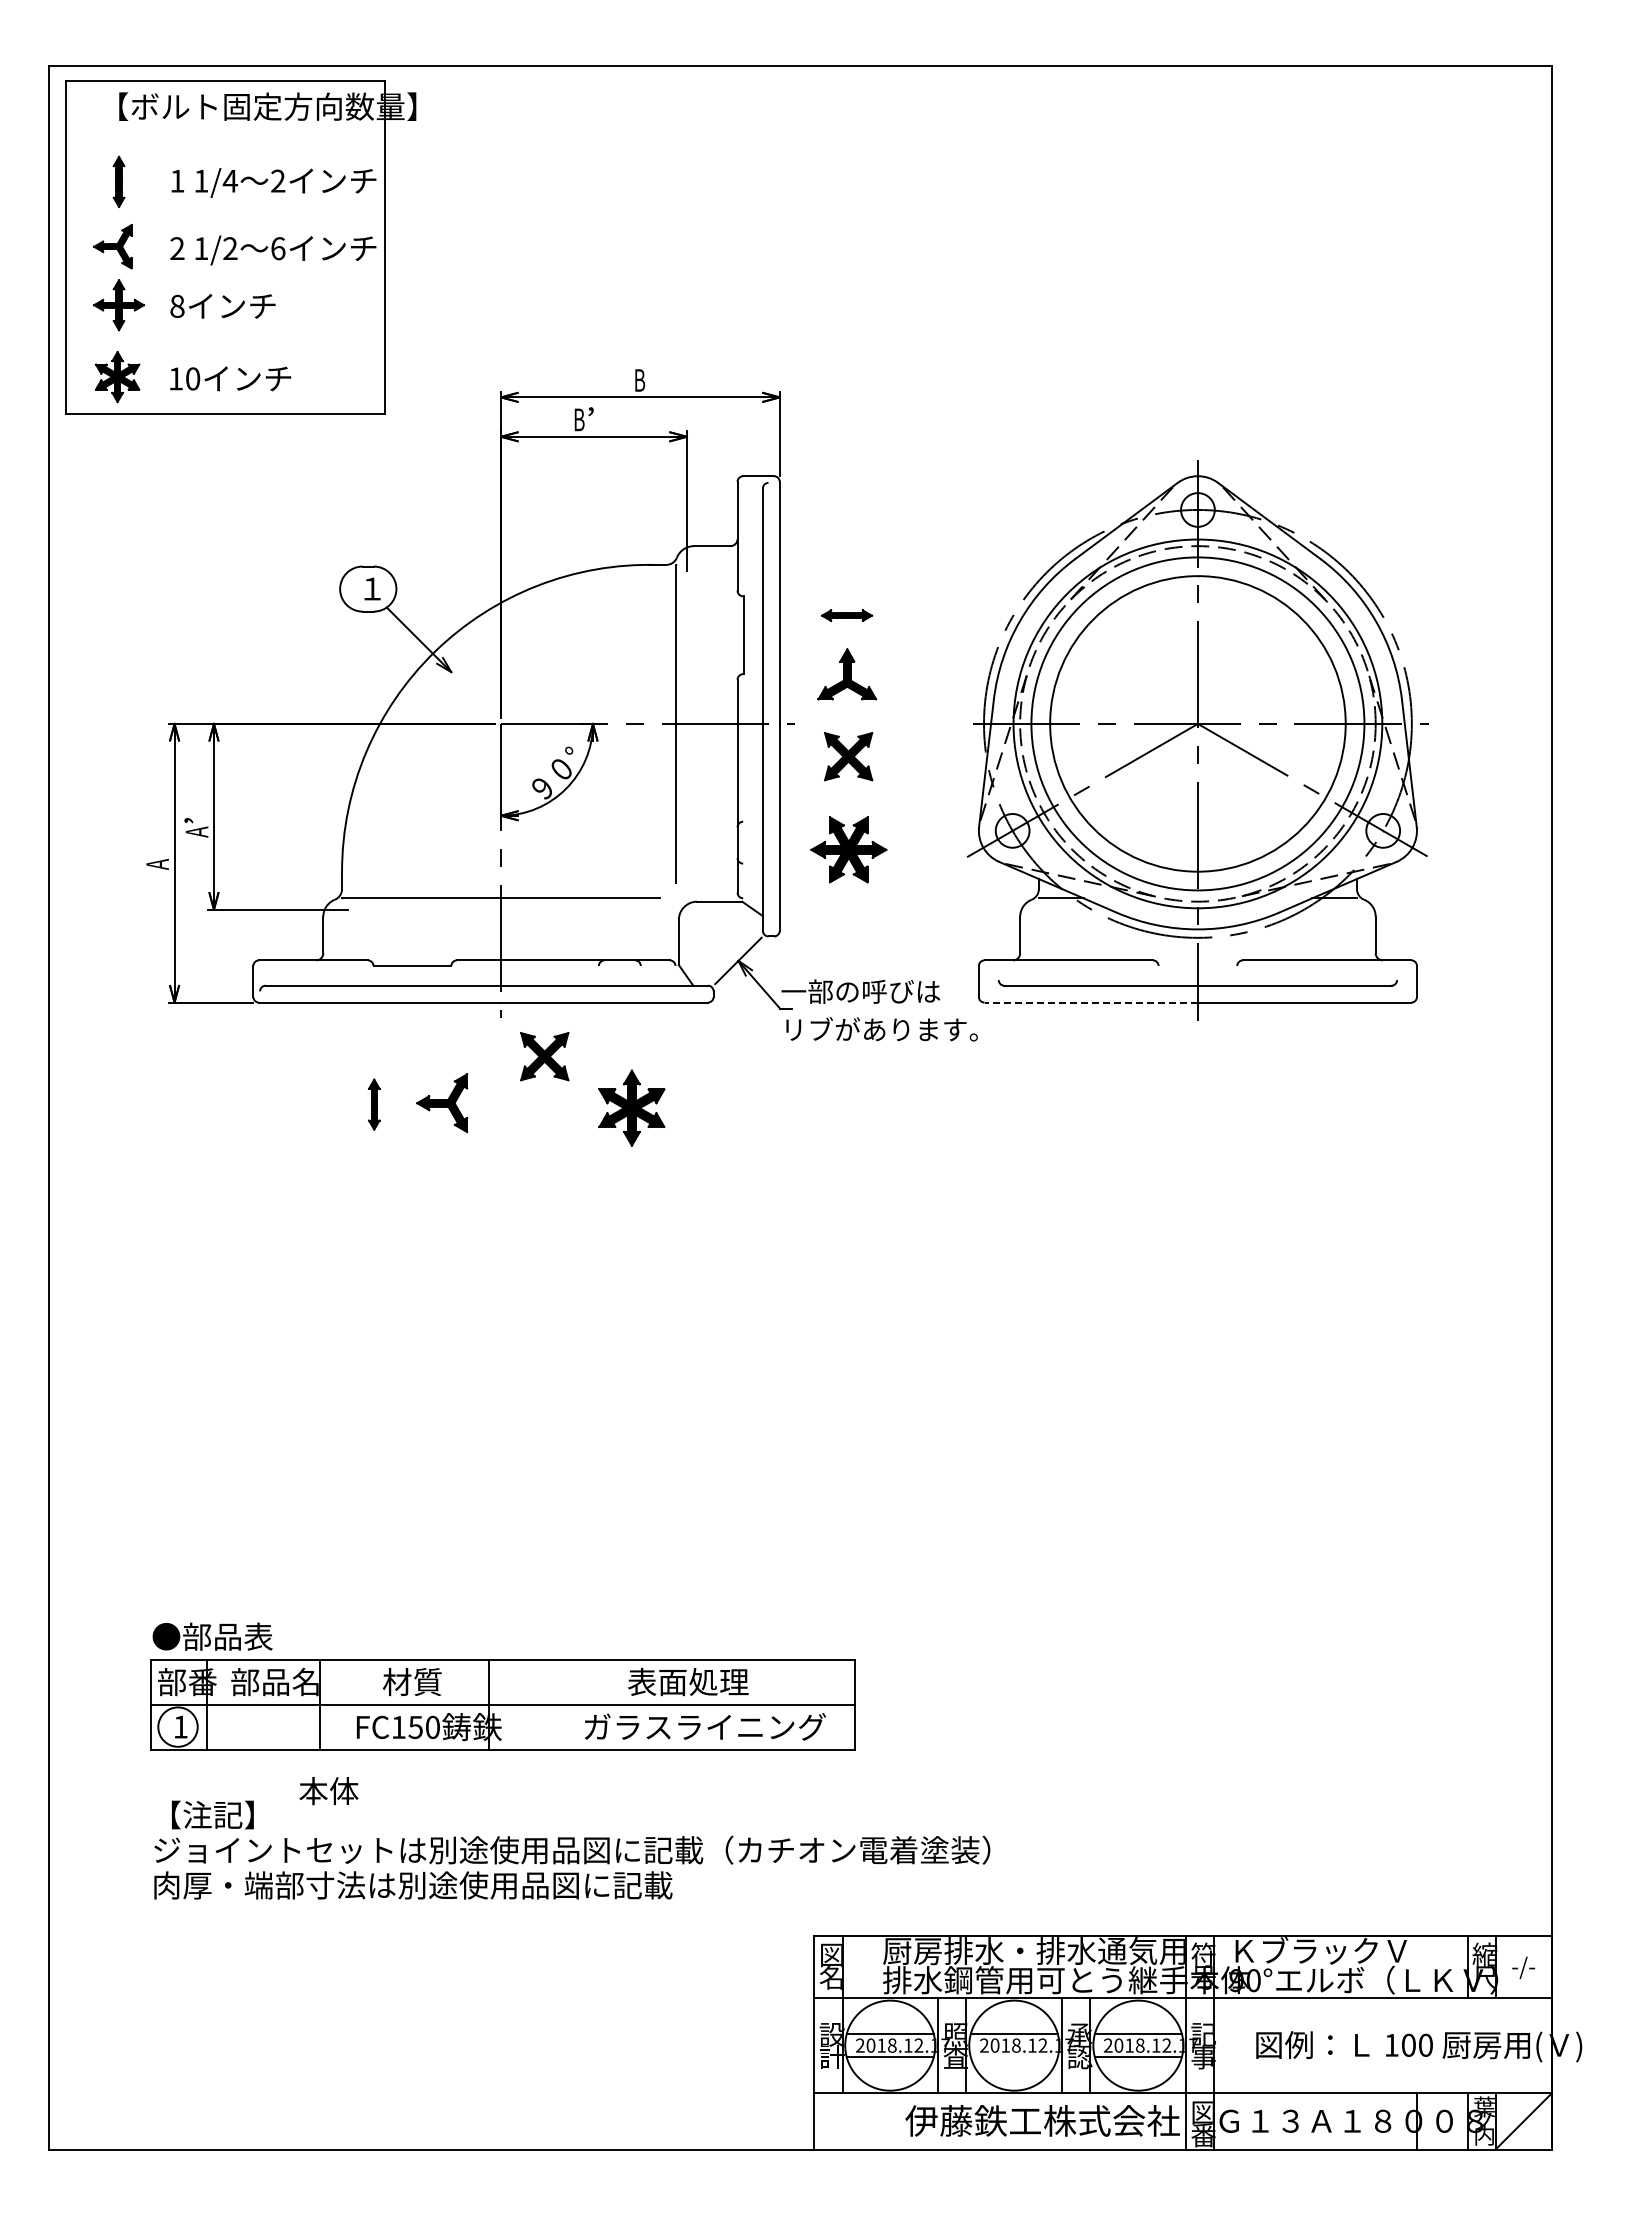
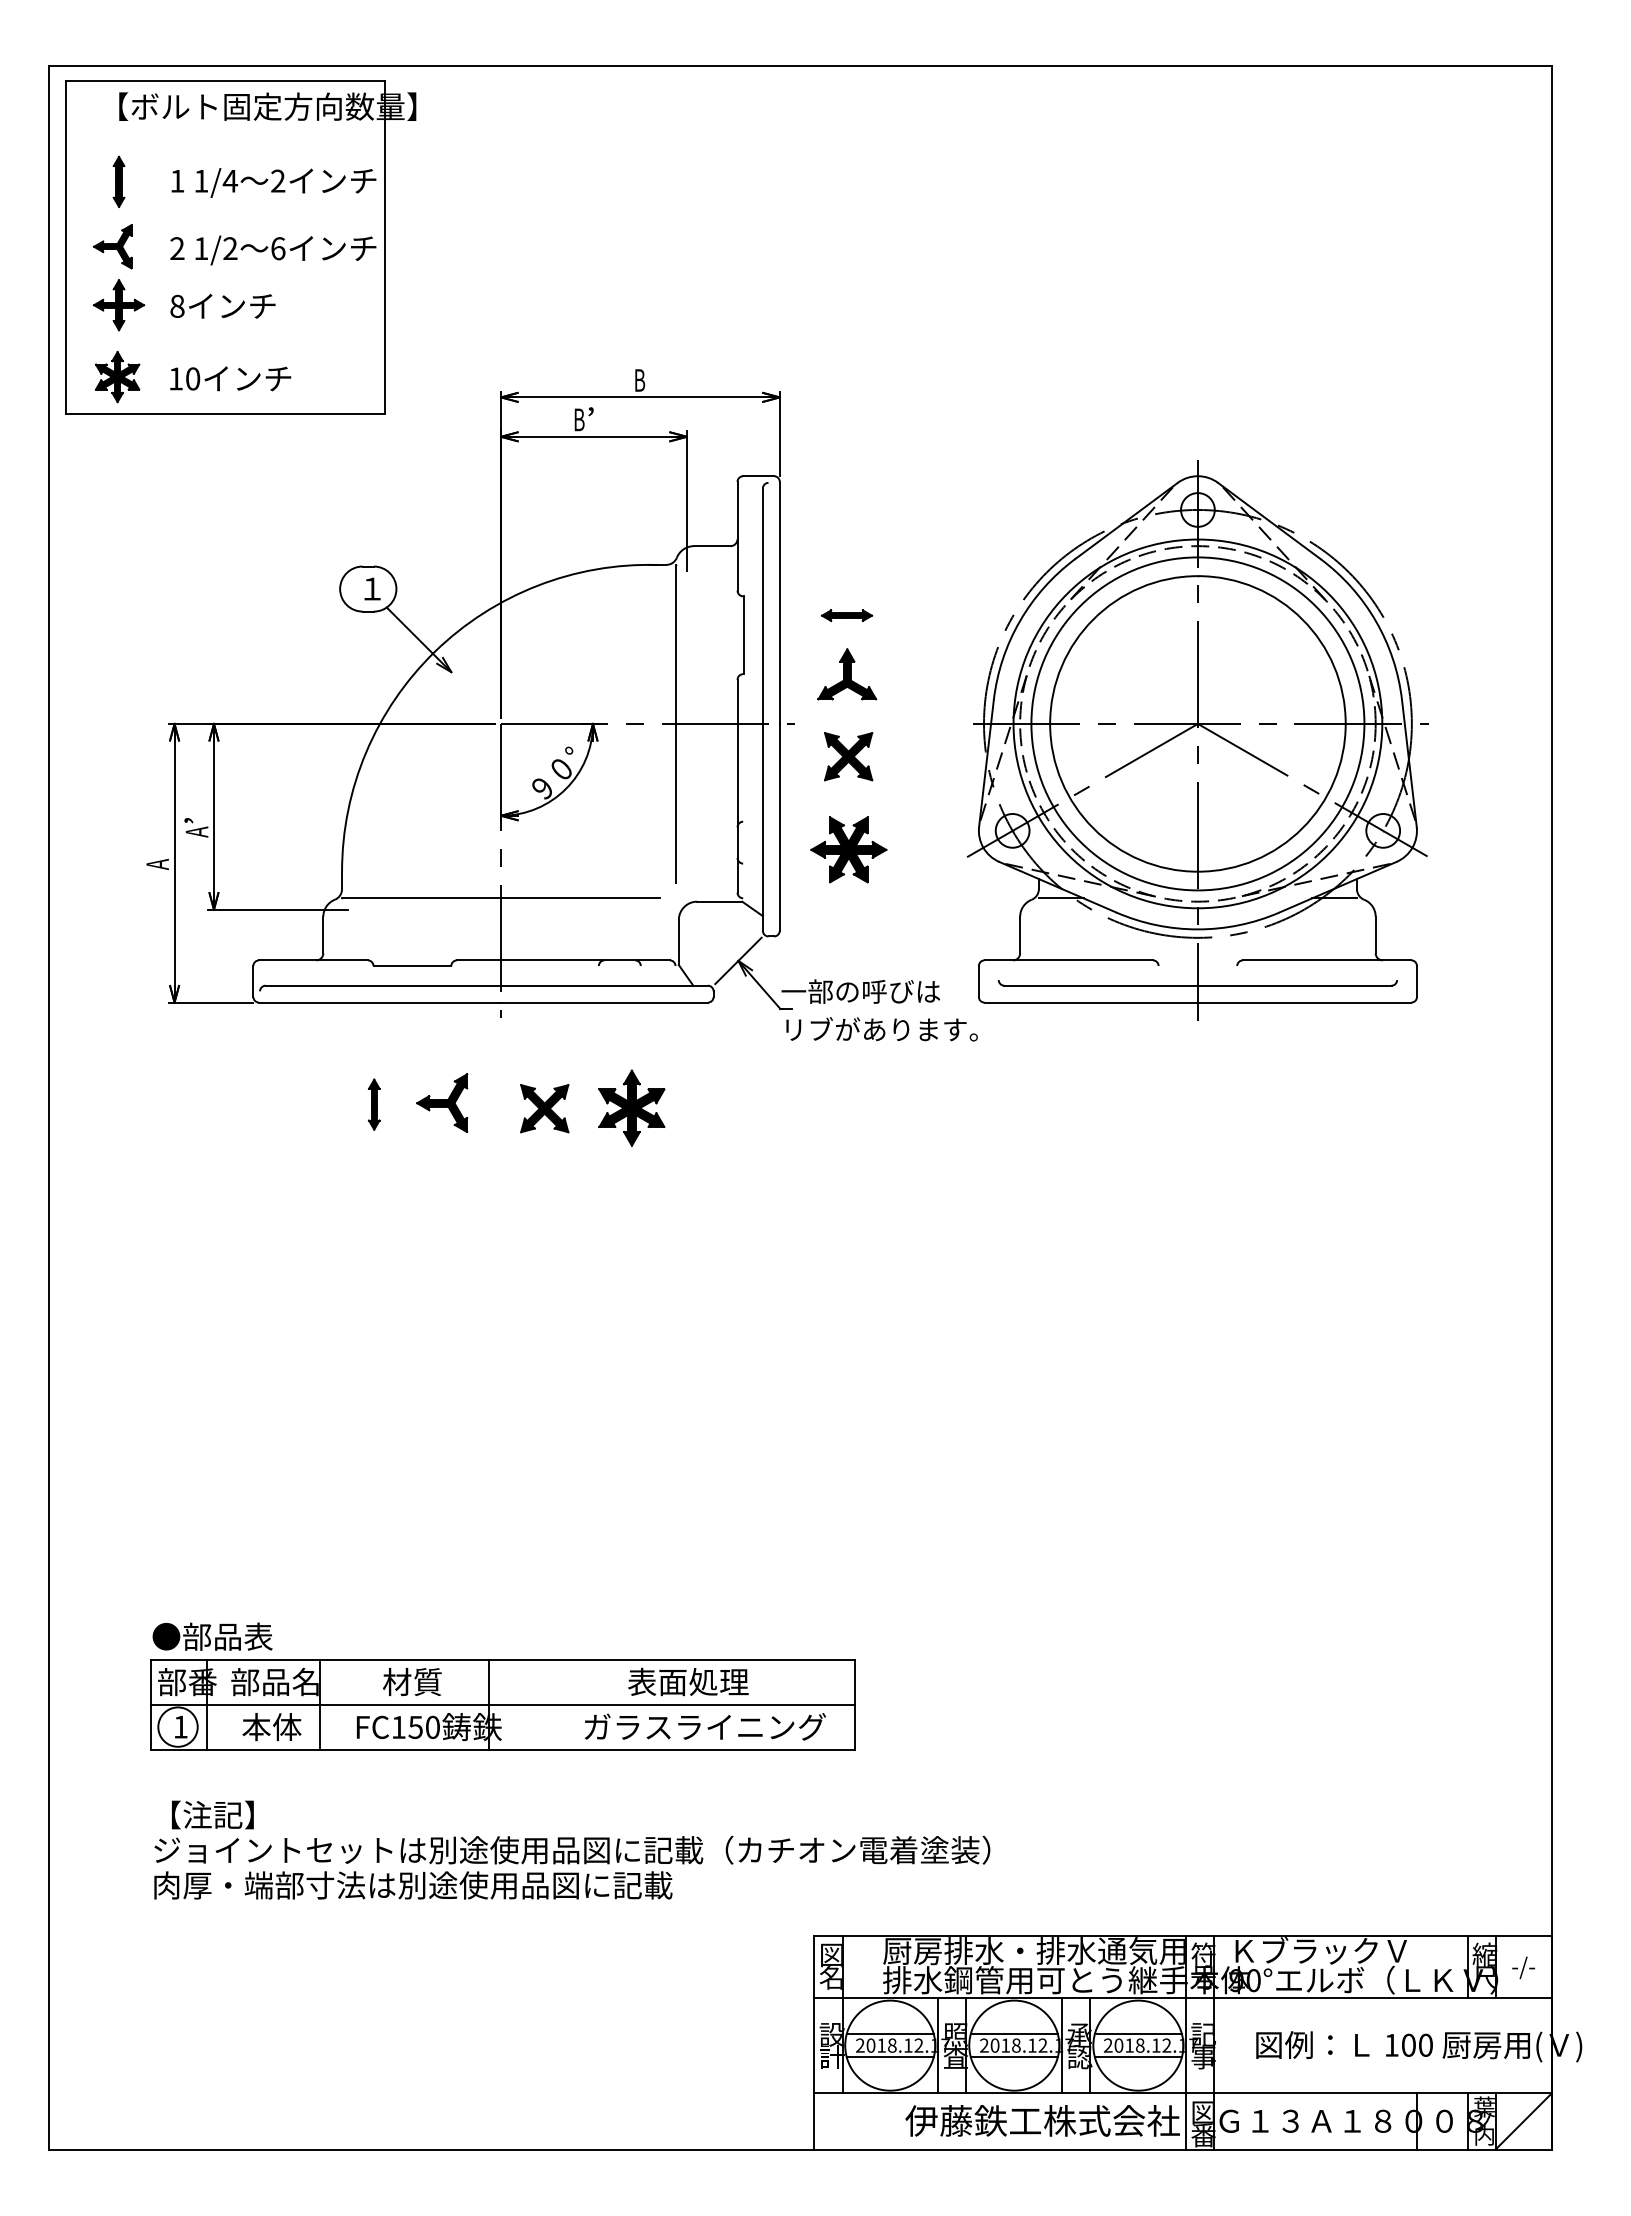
line: dashed -> solid (1091, 1002)
part position: (544, 1056) -> (544, 1108) (544, 1108)
text position: (328, 1791) -> (271, 1727) (271, 1727)
line: none -> present (1013, 2056)
